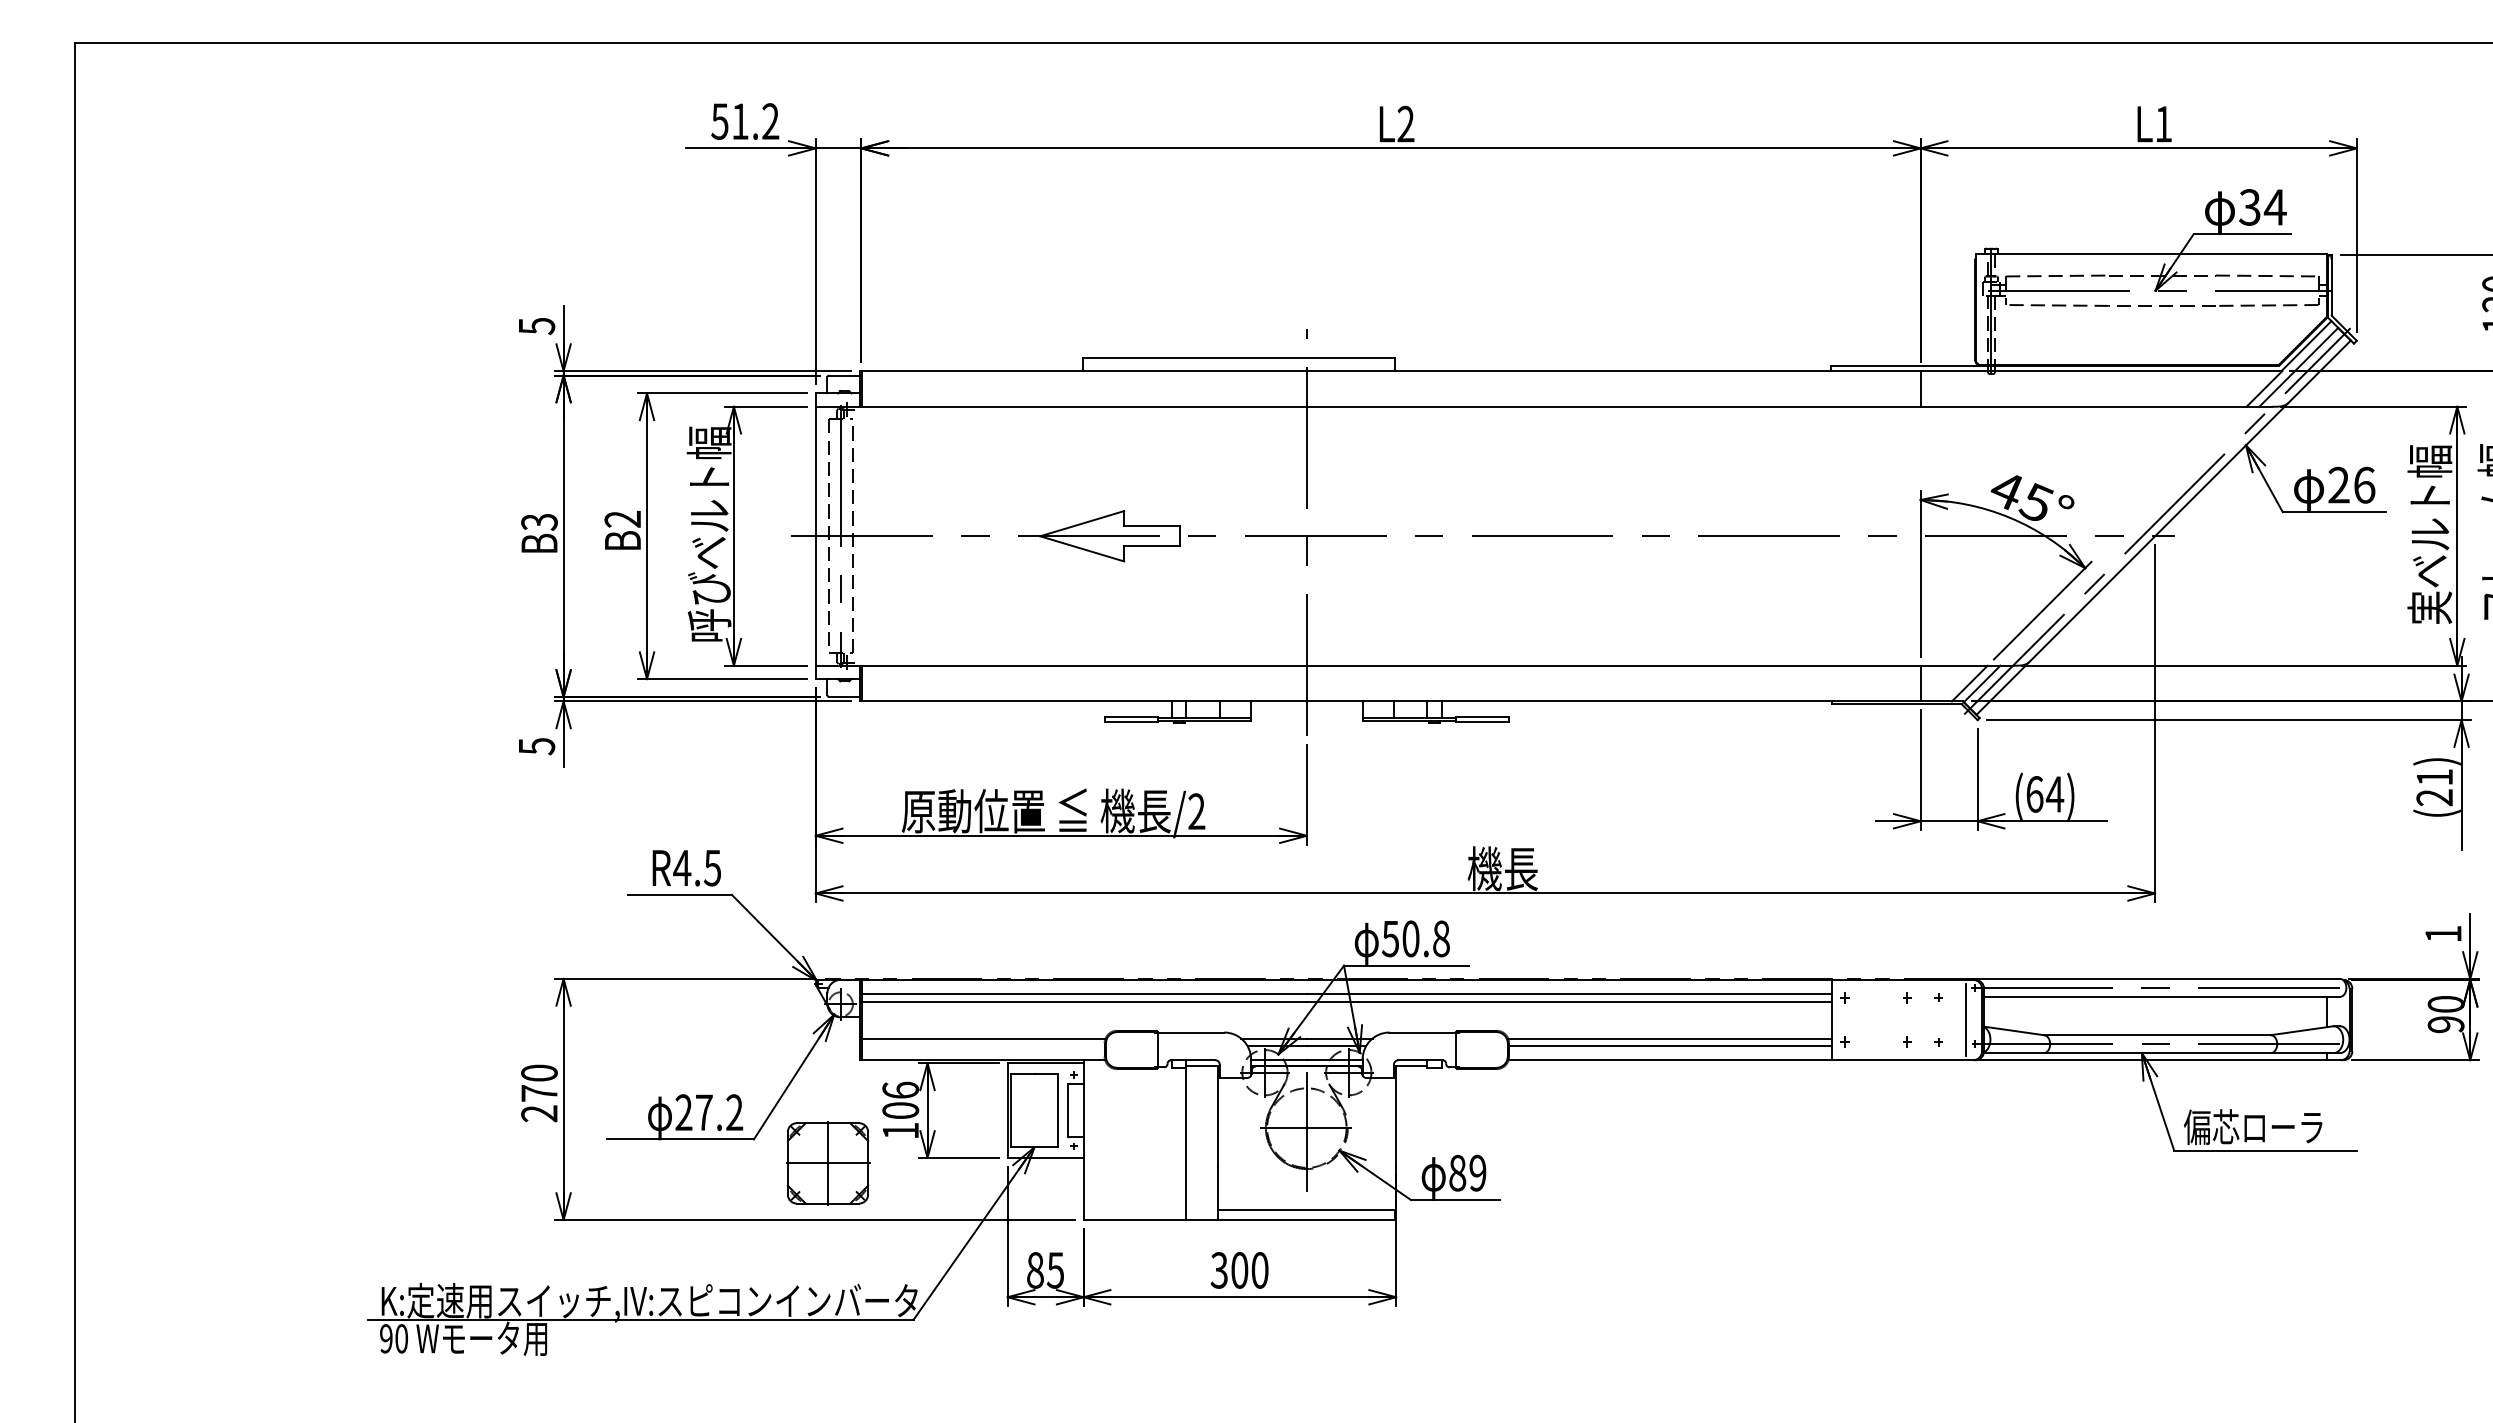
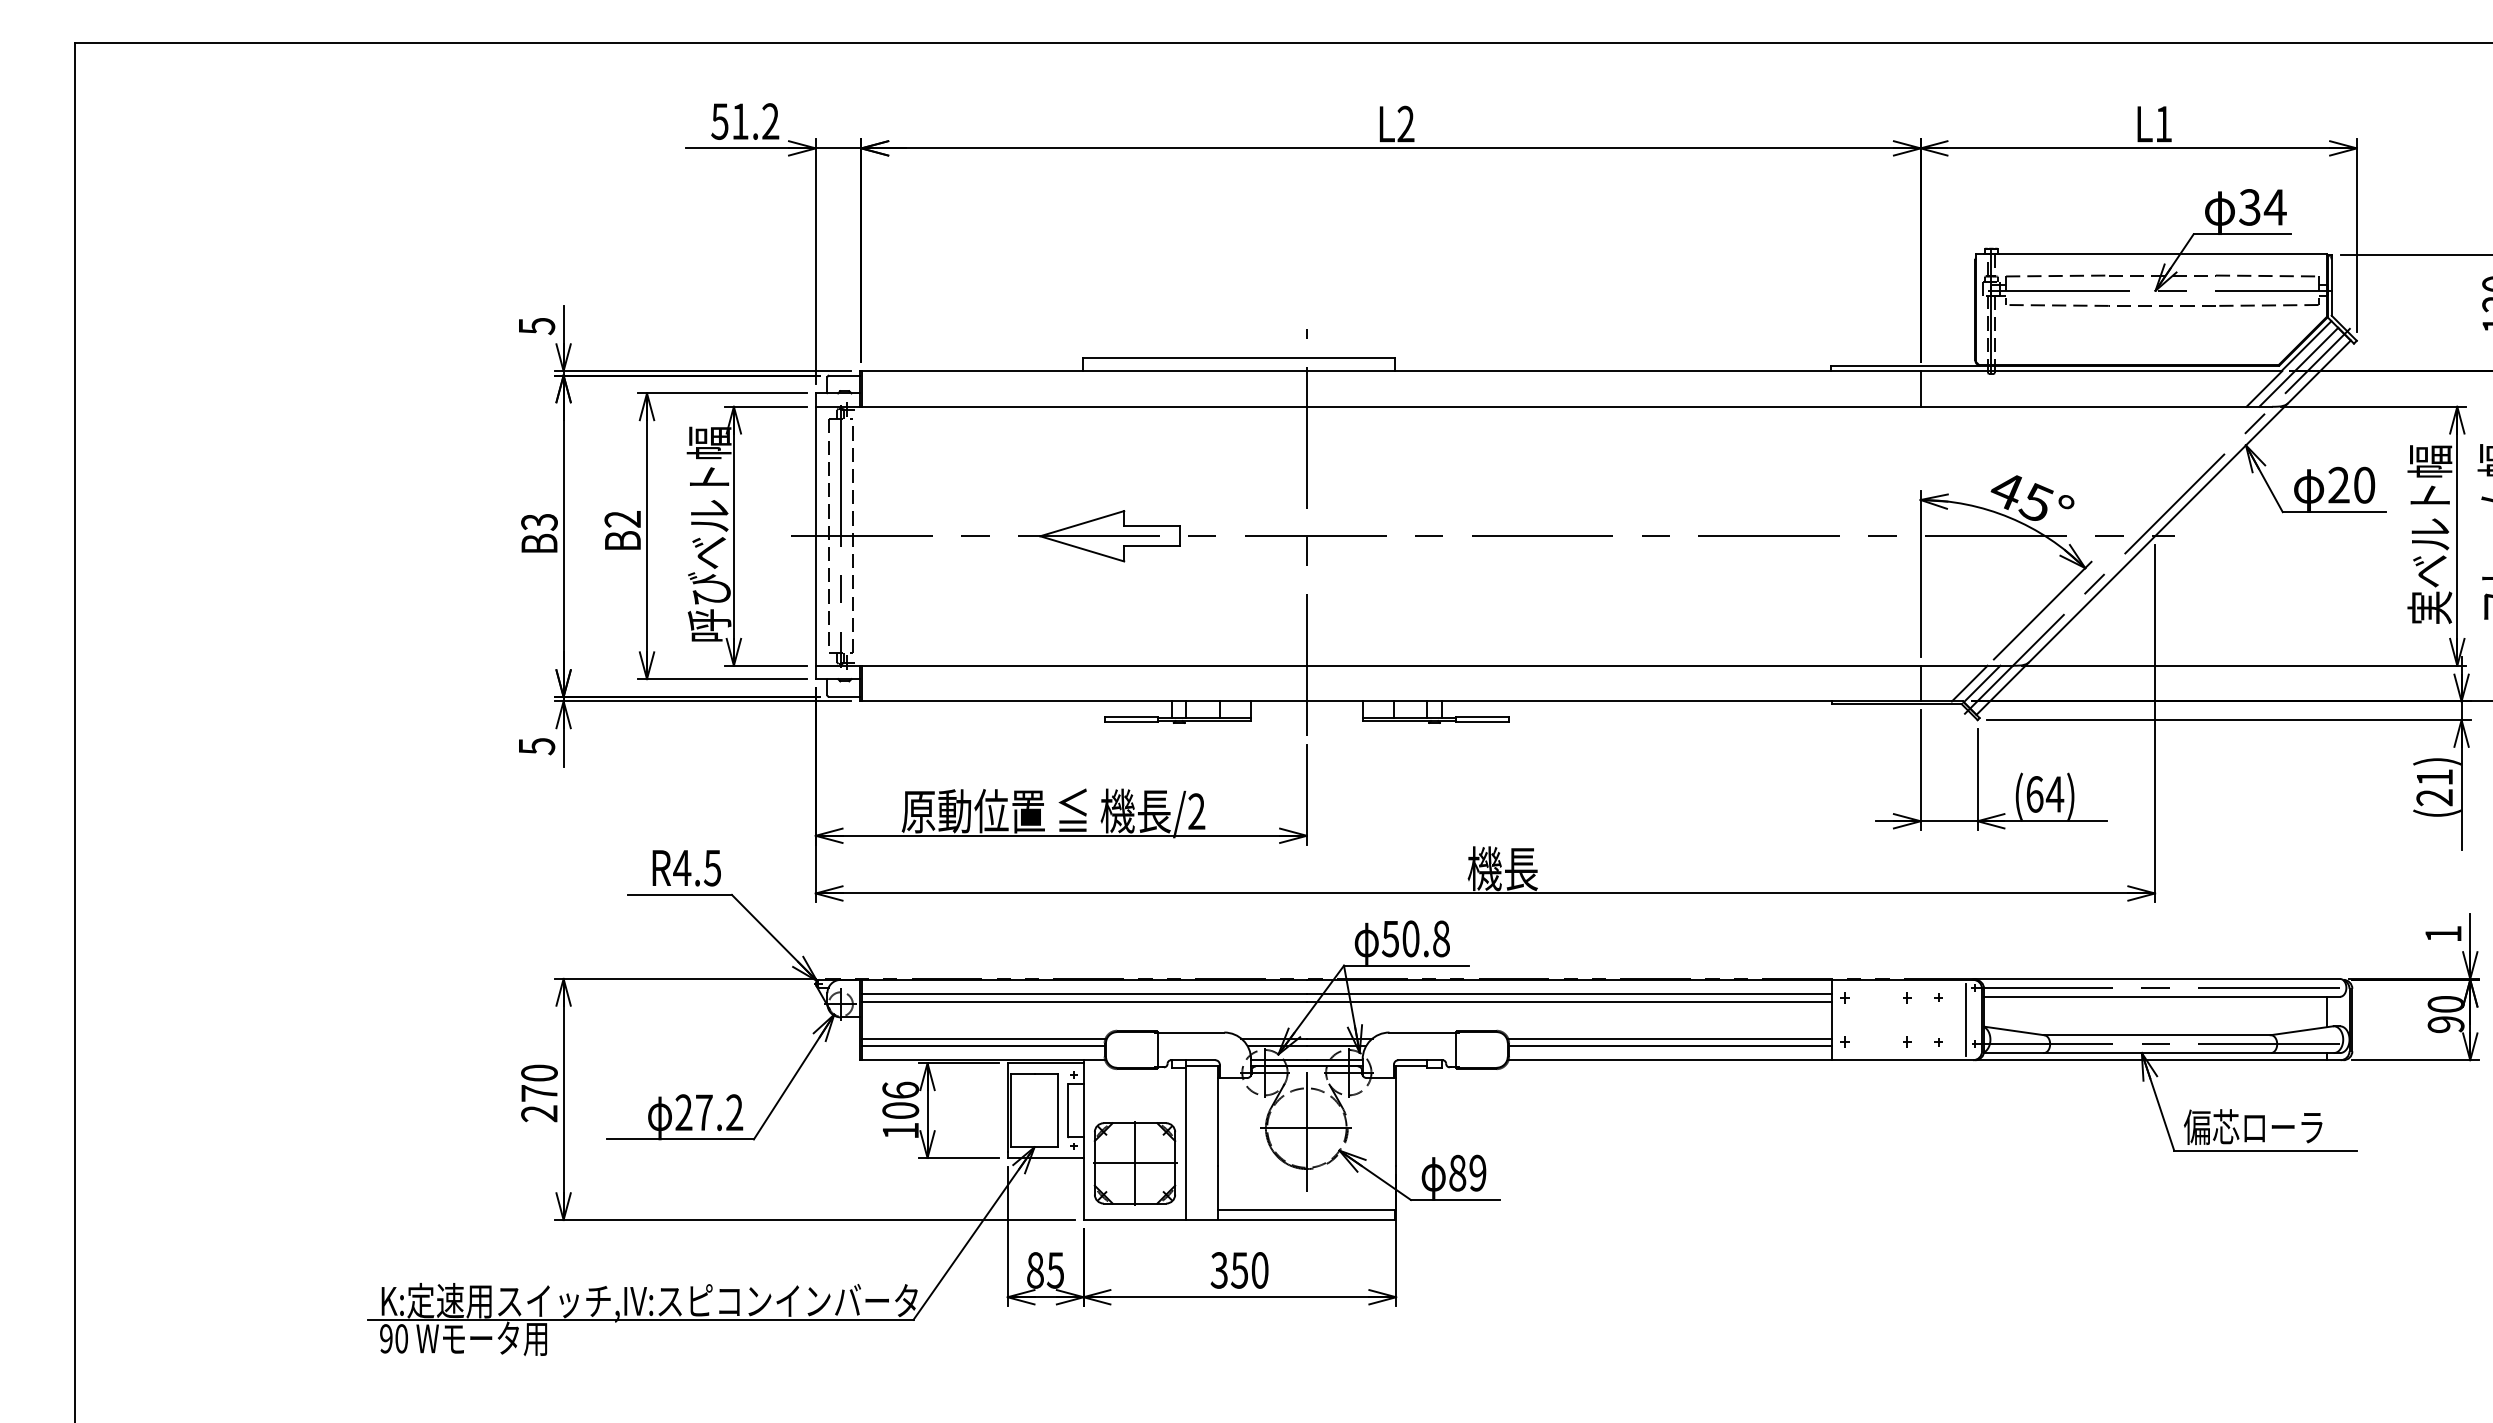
text: 26 -> 20 (2364, 484)
line: none -> present (982, 1046)
part position: (828, 1163) -> (1135, 1163) (1135, 1163)
text: 300 -> 350 (1239, 1270)
